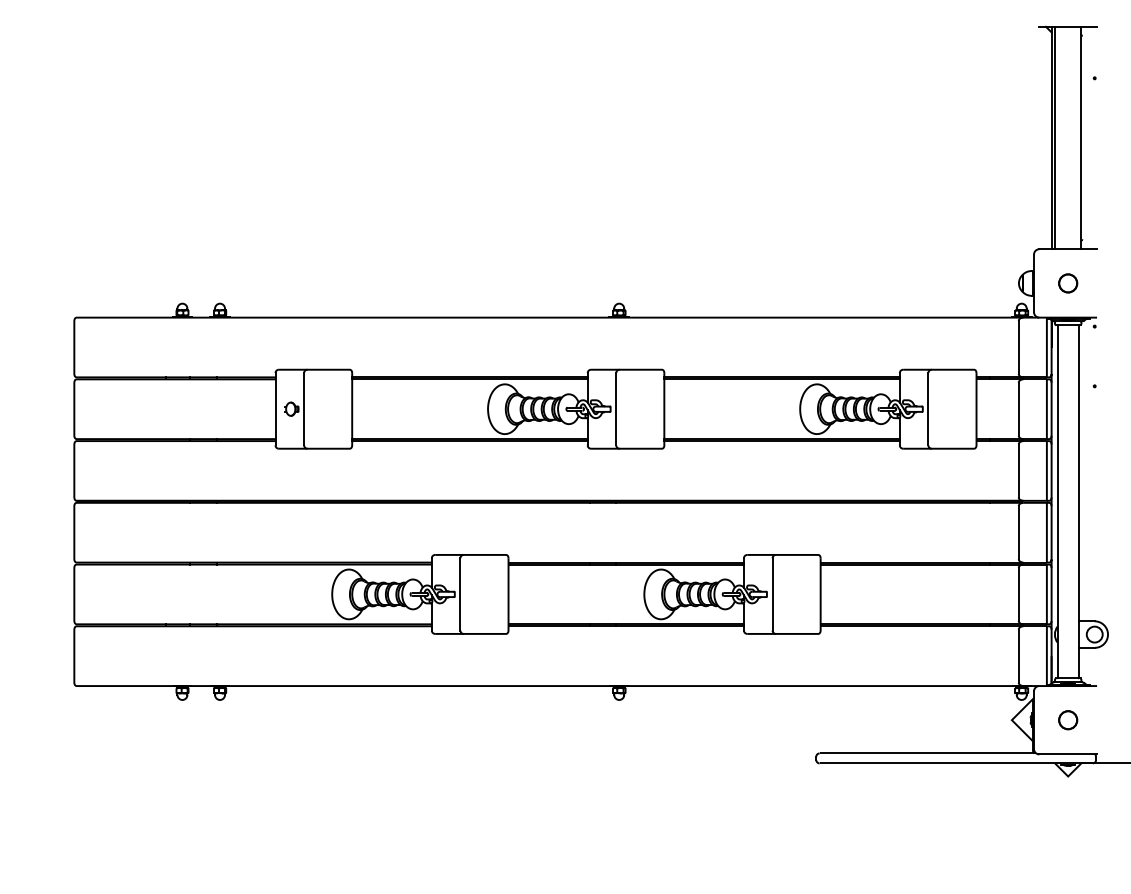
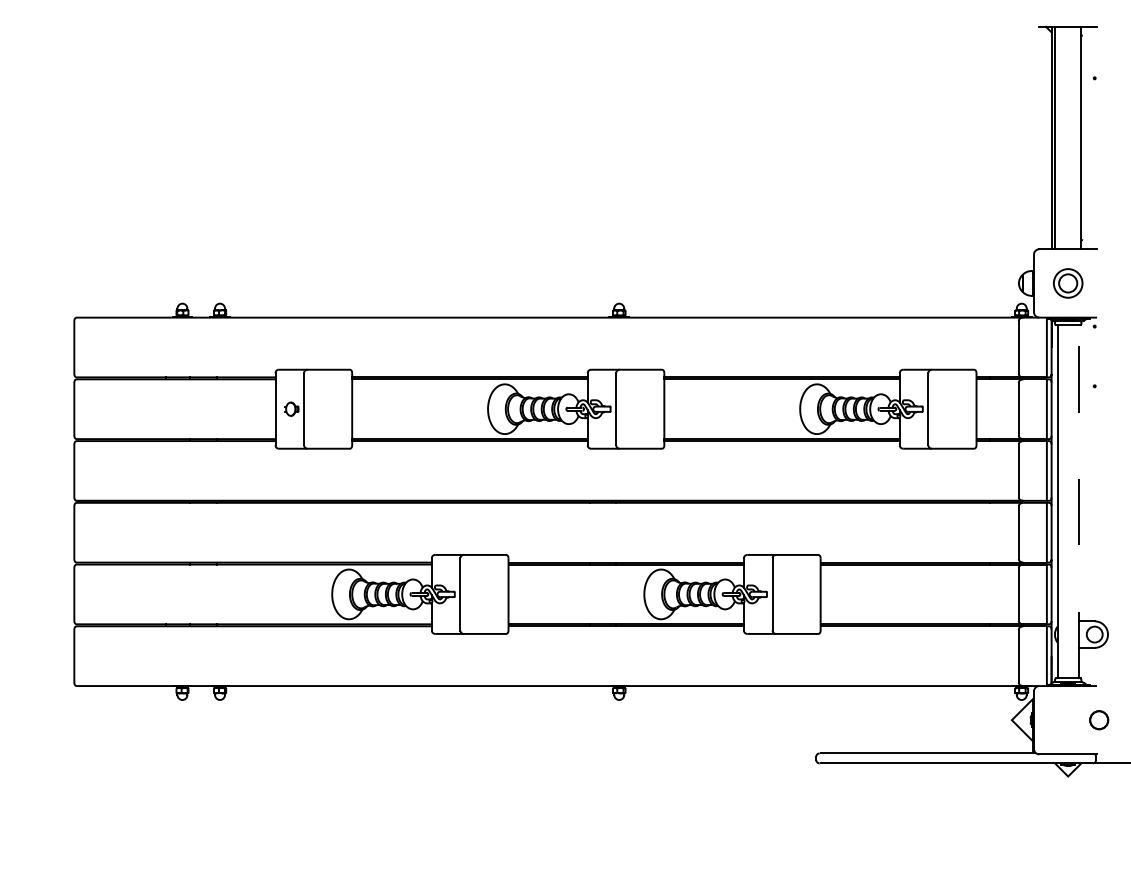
circle diameter: 18 px -> 29 px (1067, 283)
line: solid -> dashed (1078, 501)
circle position: (1068, 720) -> (1099, 720) (1099, 720)
